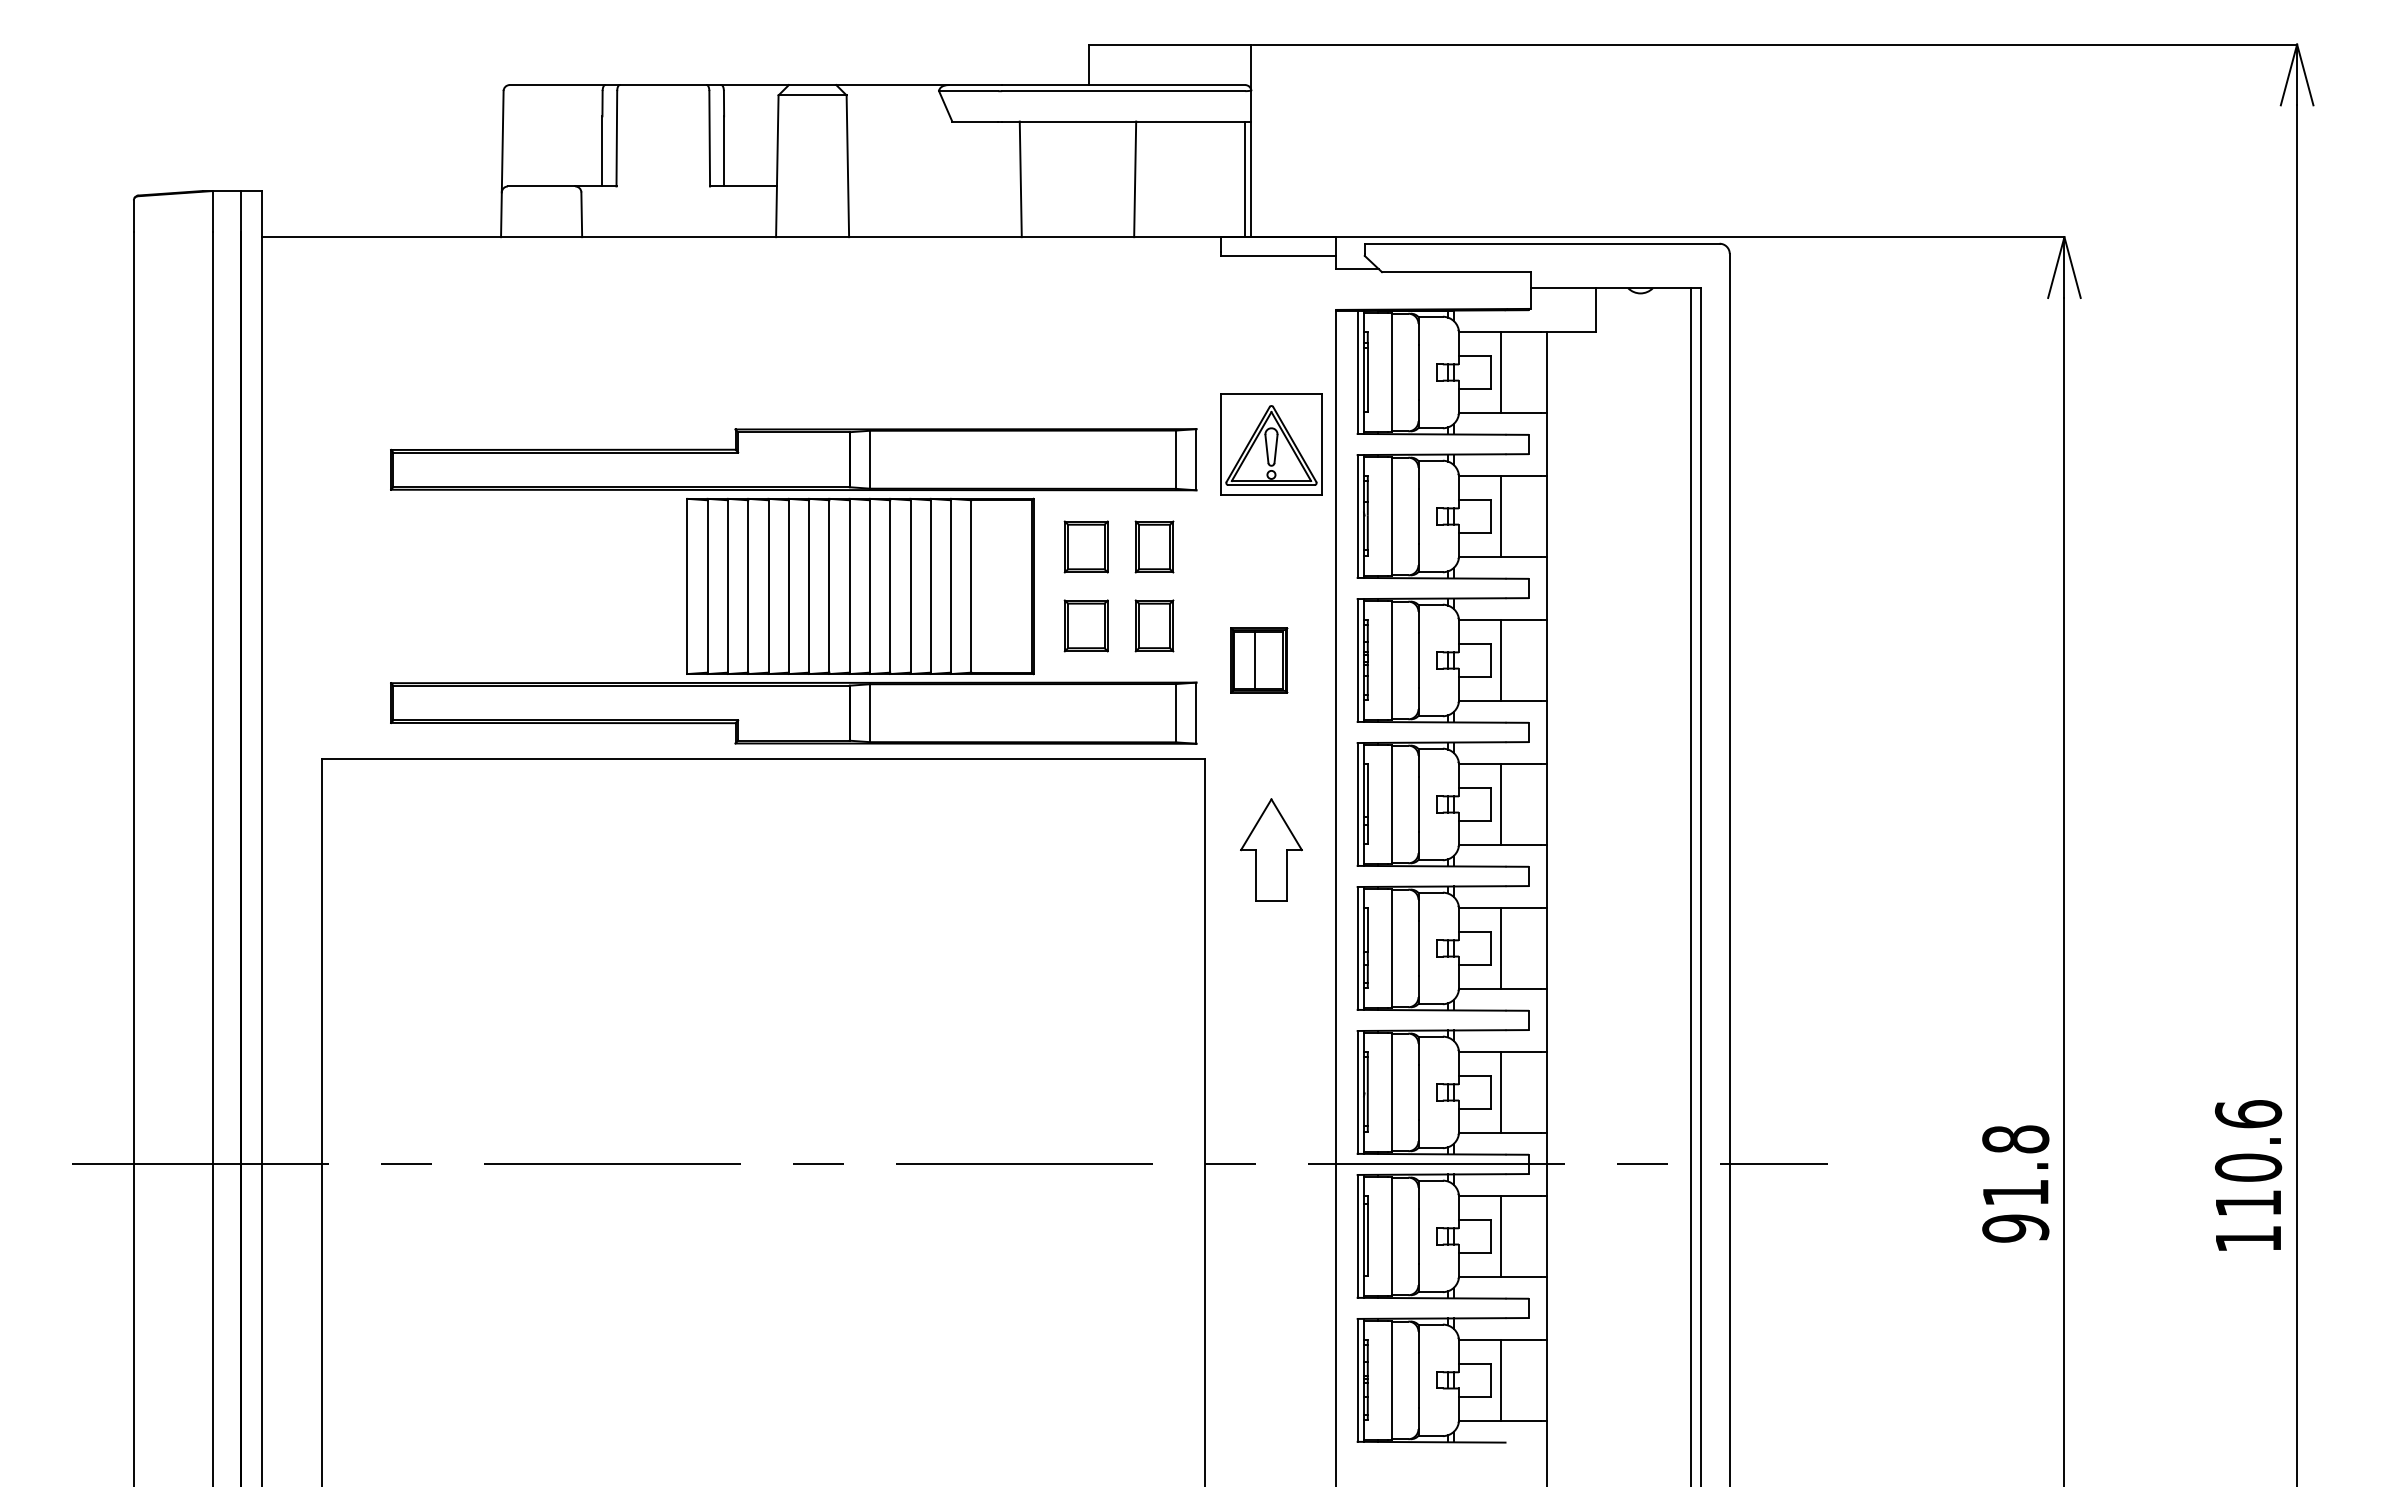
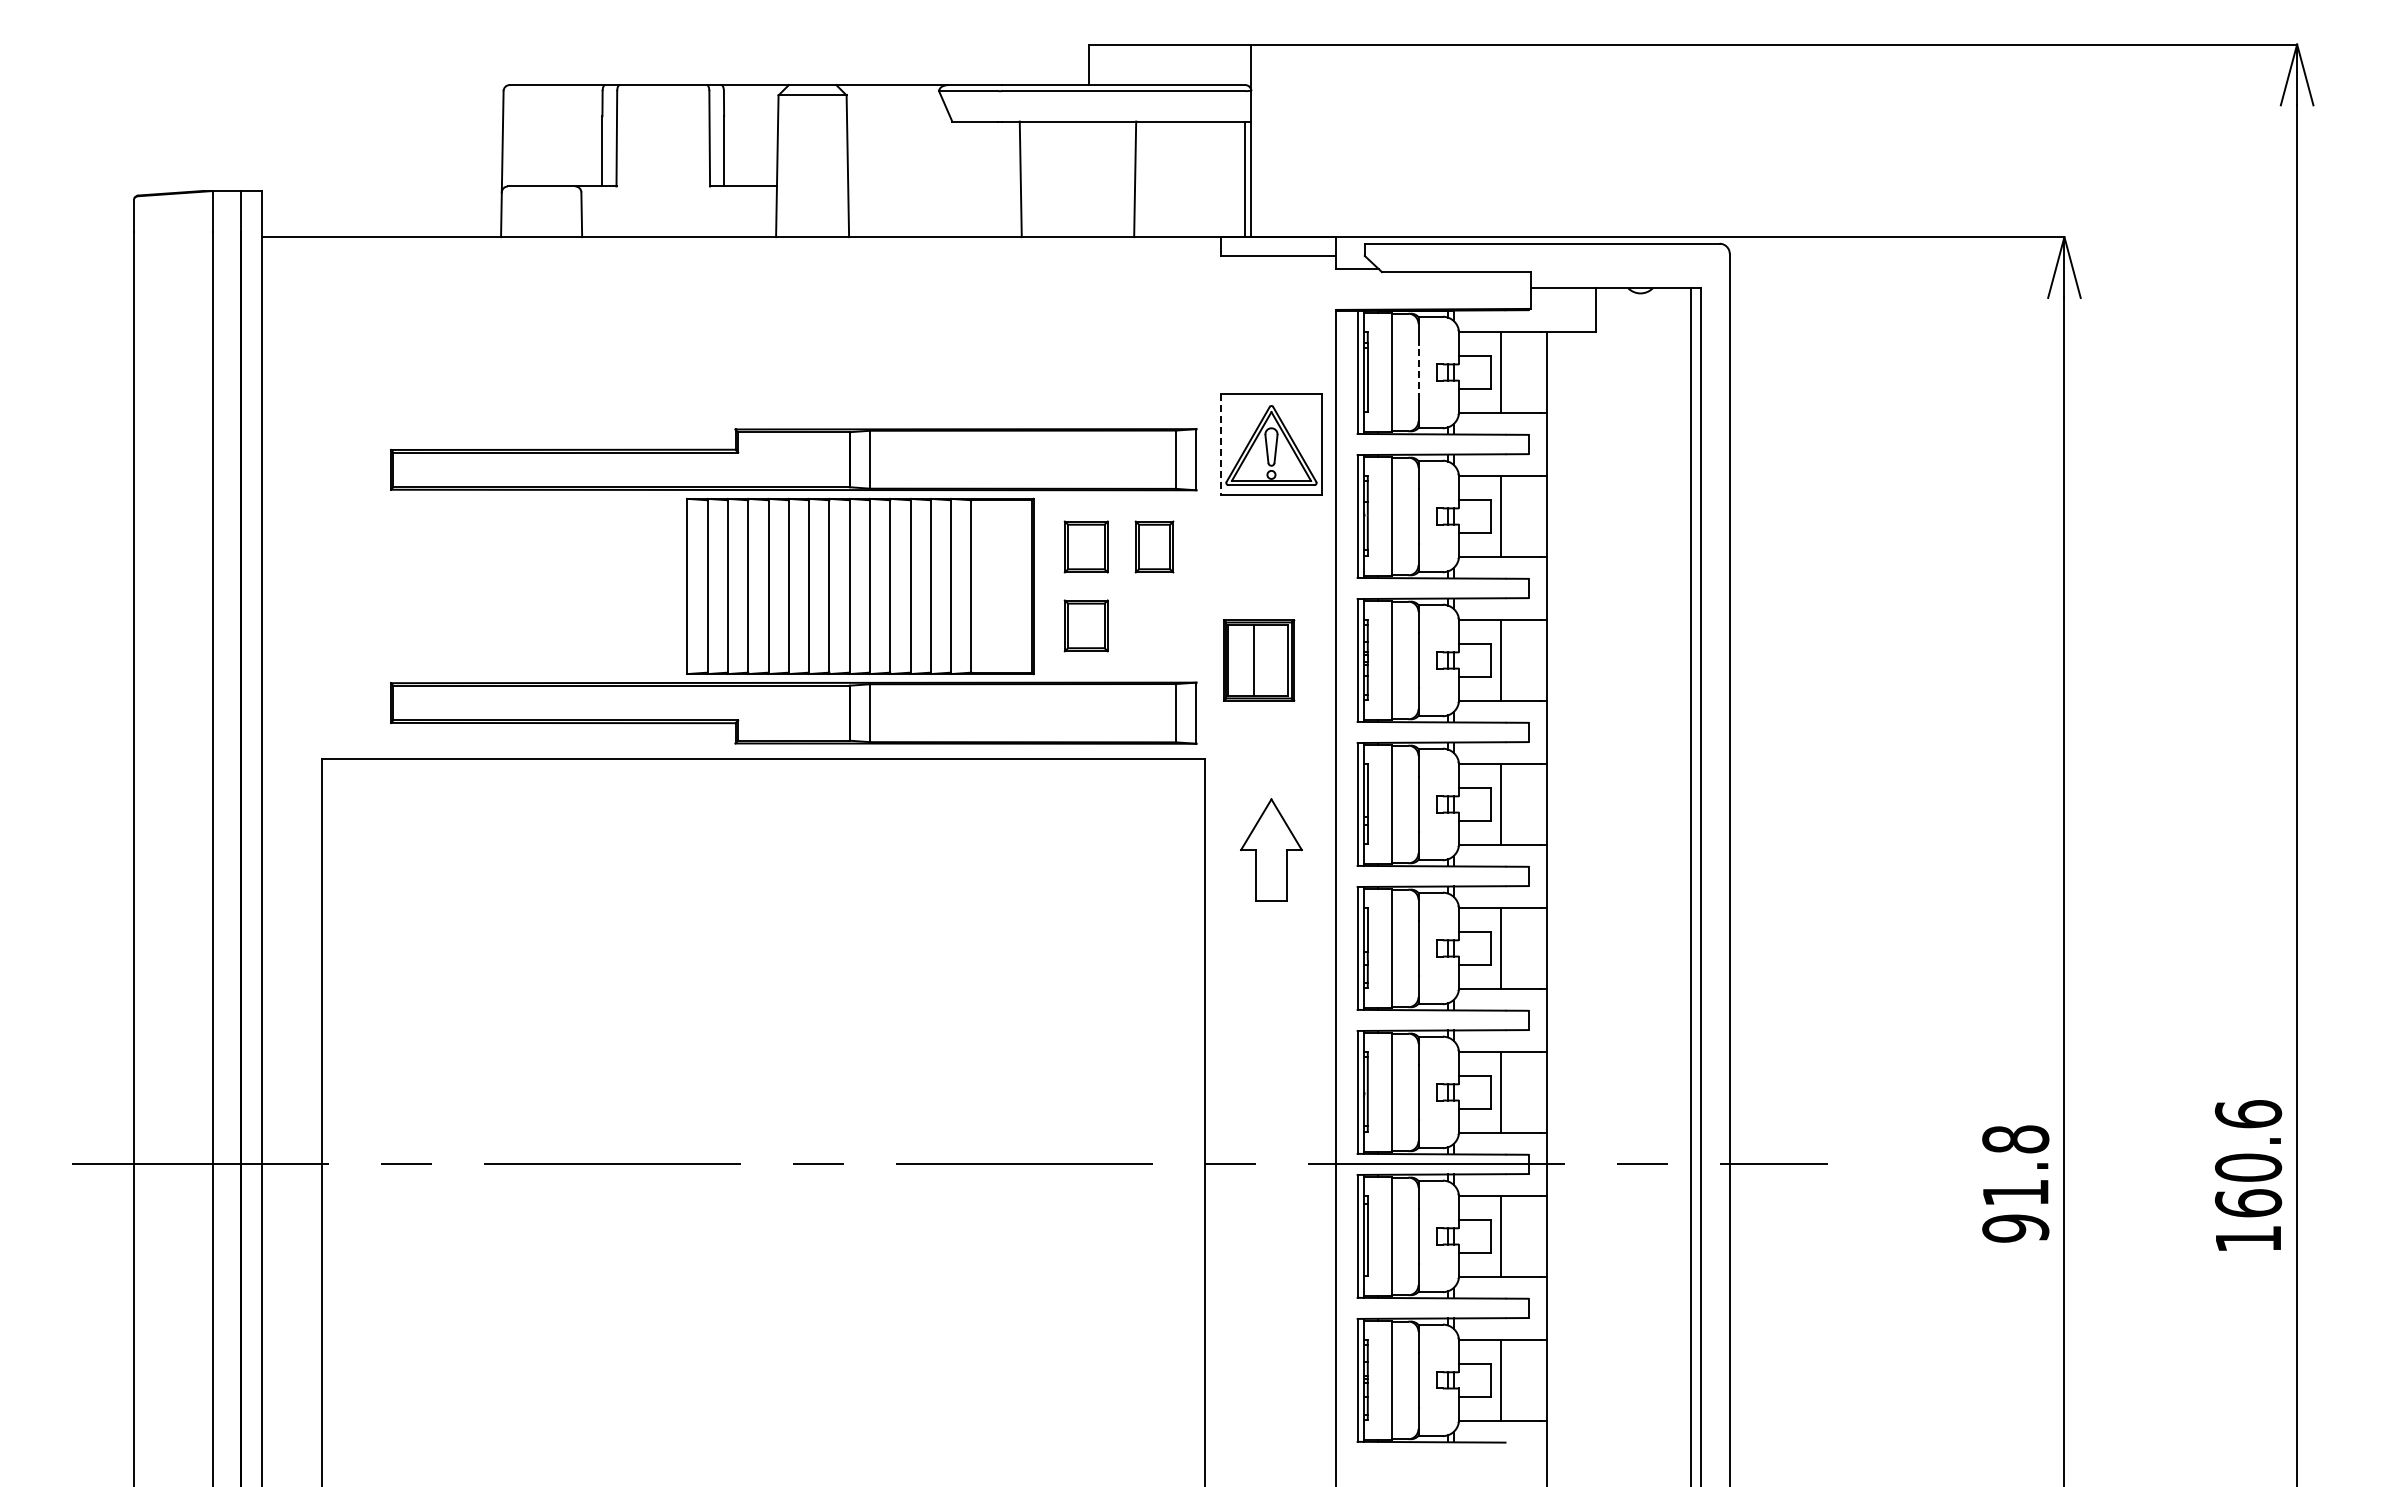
line: solid -> dashed (1418, 372)
line: solid -> dashed (1220, 444)
part: present -> none (1154, 625)
part size: 59x67 px -> 73x83 px (1259, 660)
text: 110.6 -> 160.6 (2248, 1203)
